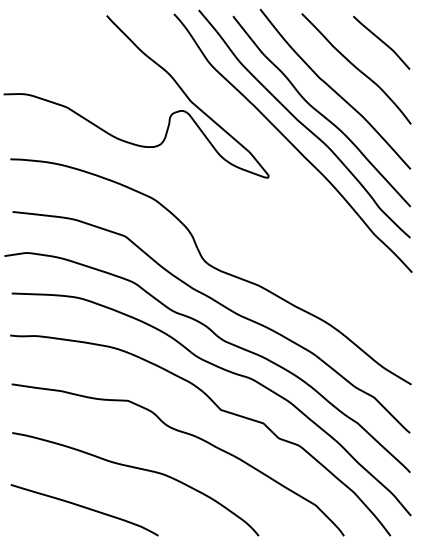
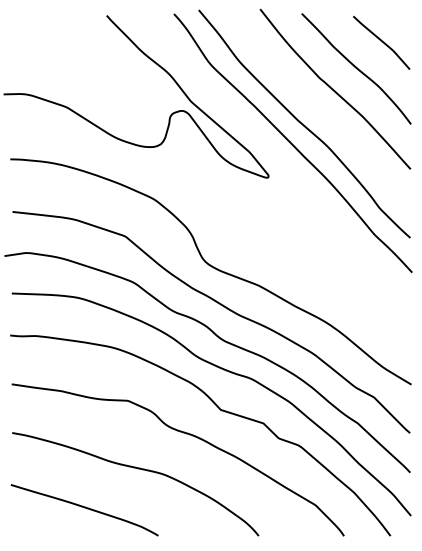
curve: present -> none (320, 112)
